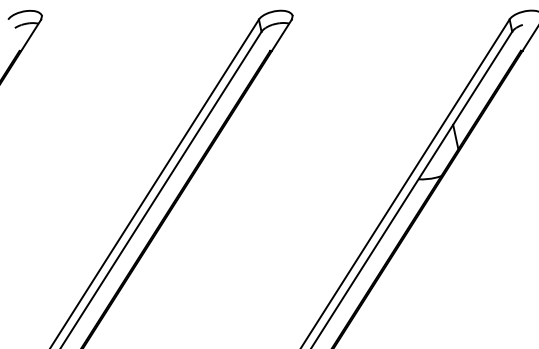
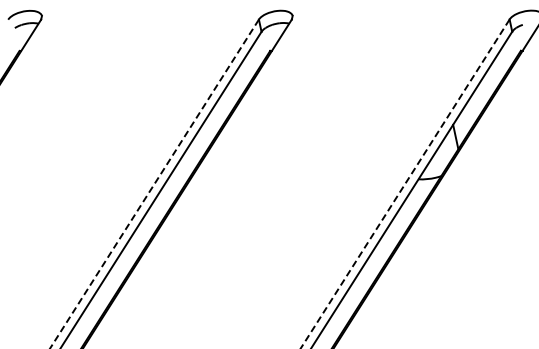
line: solid -> dashed (154, 183)
line: solid -> dashed (405, 183)
